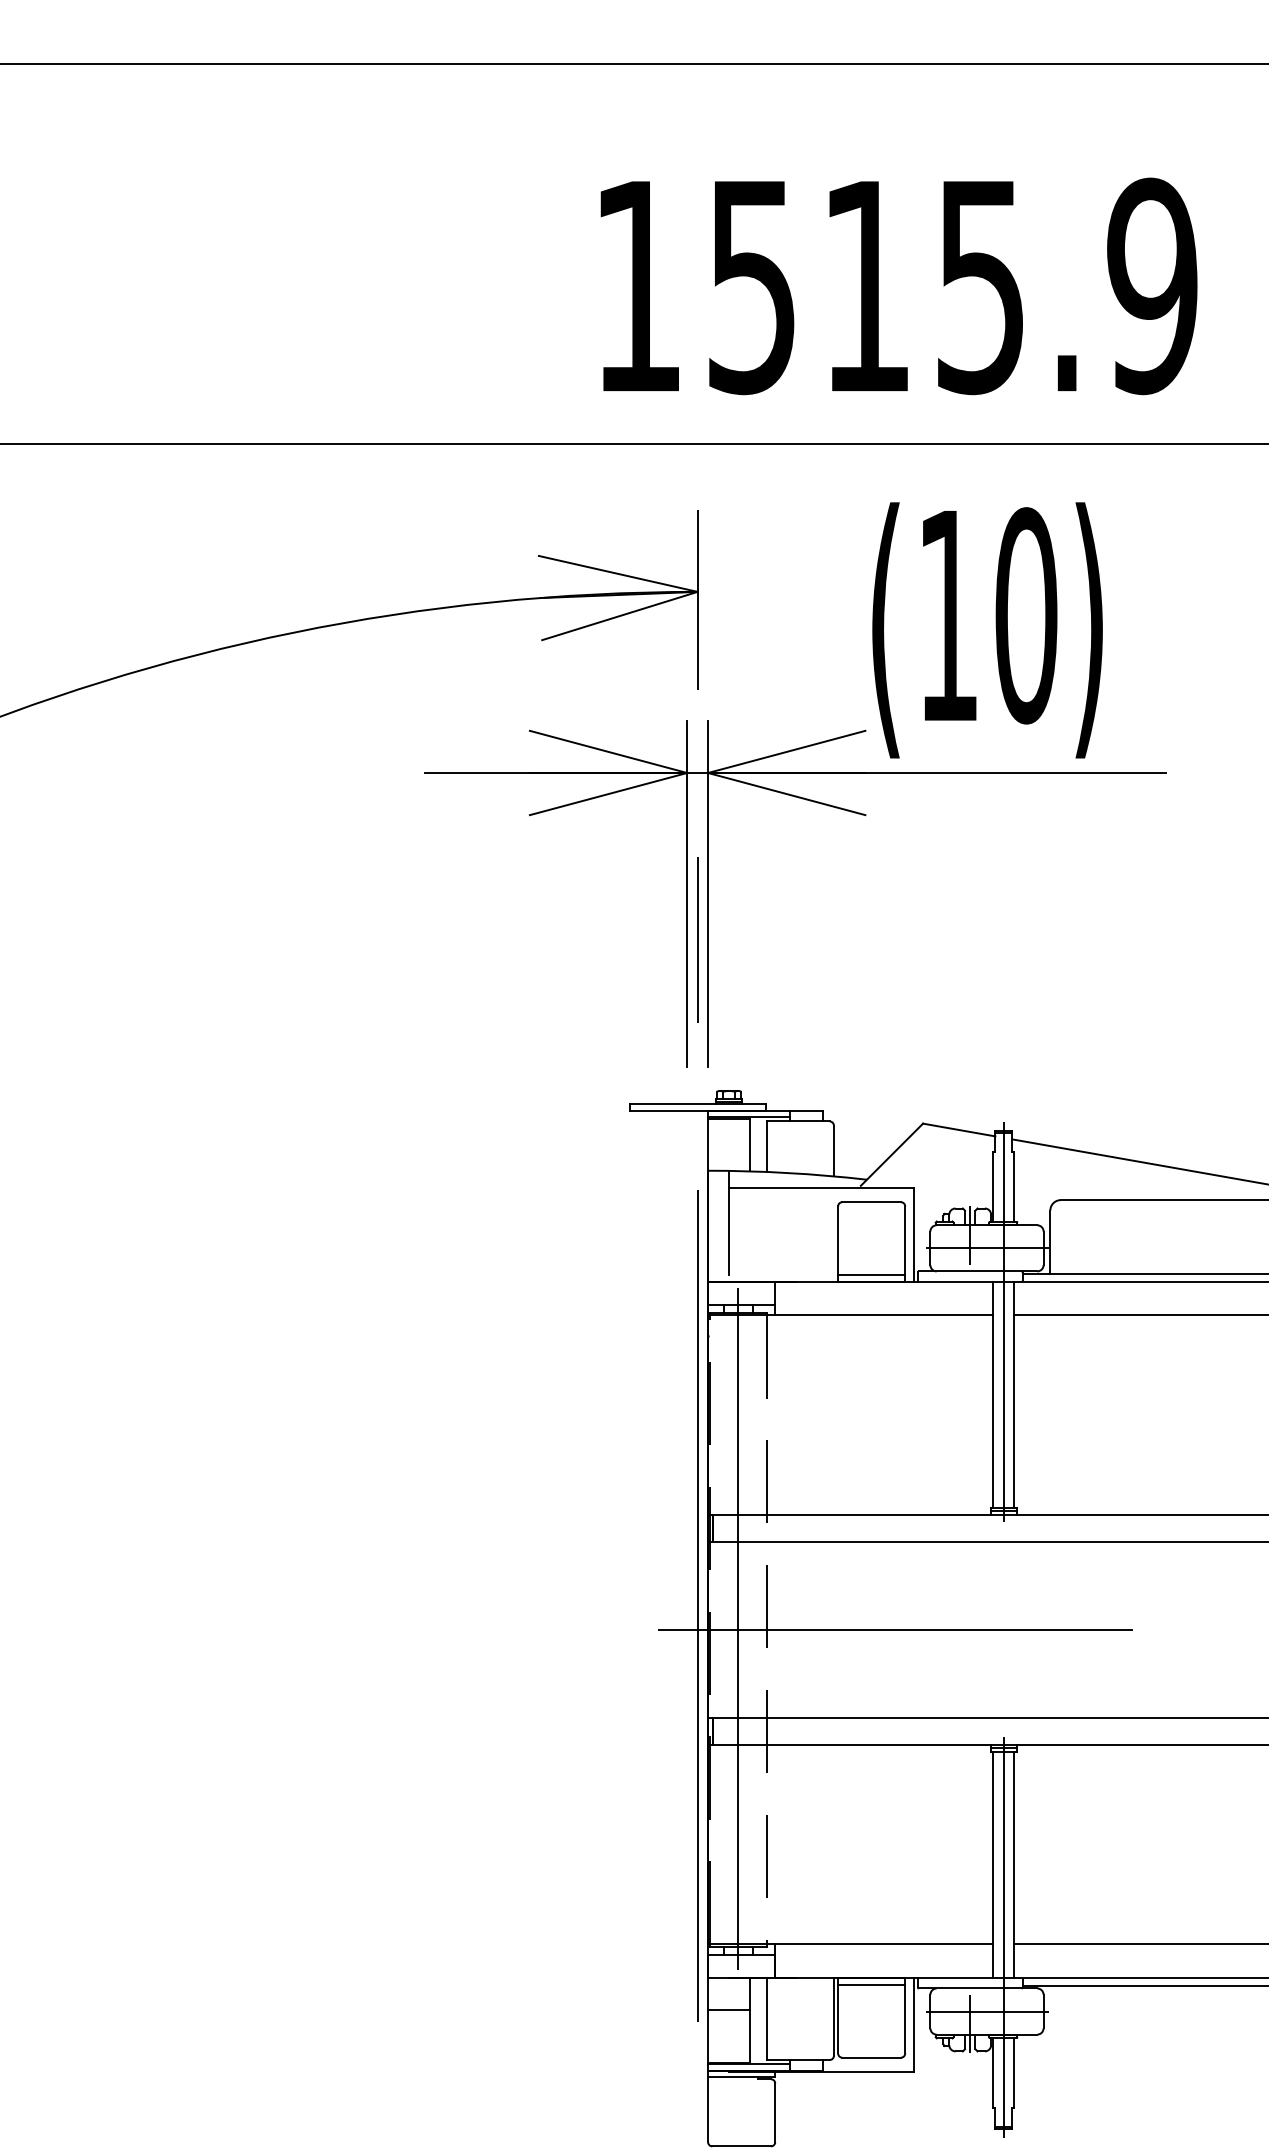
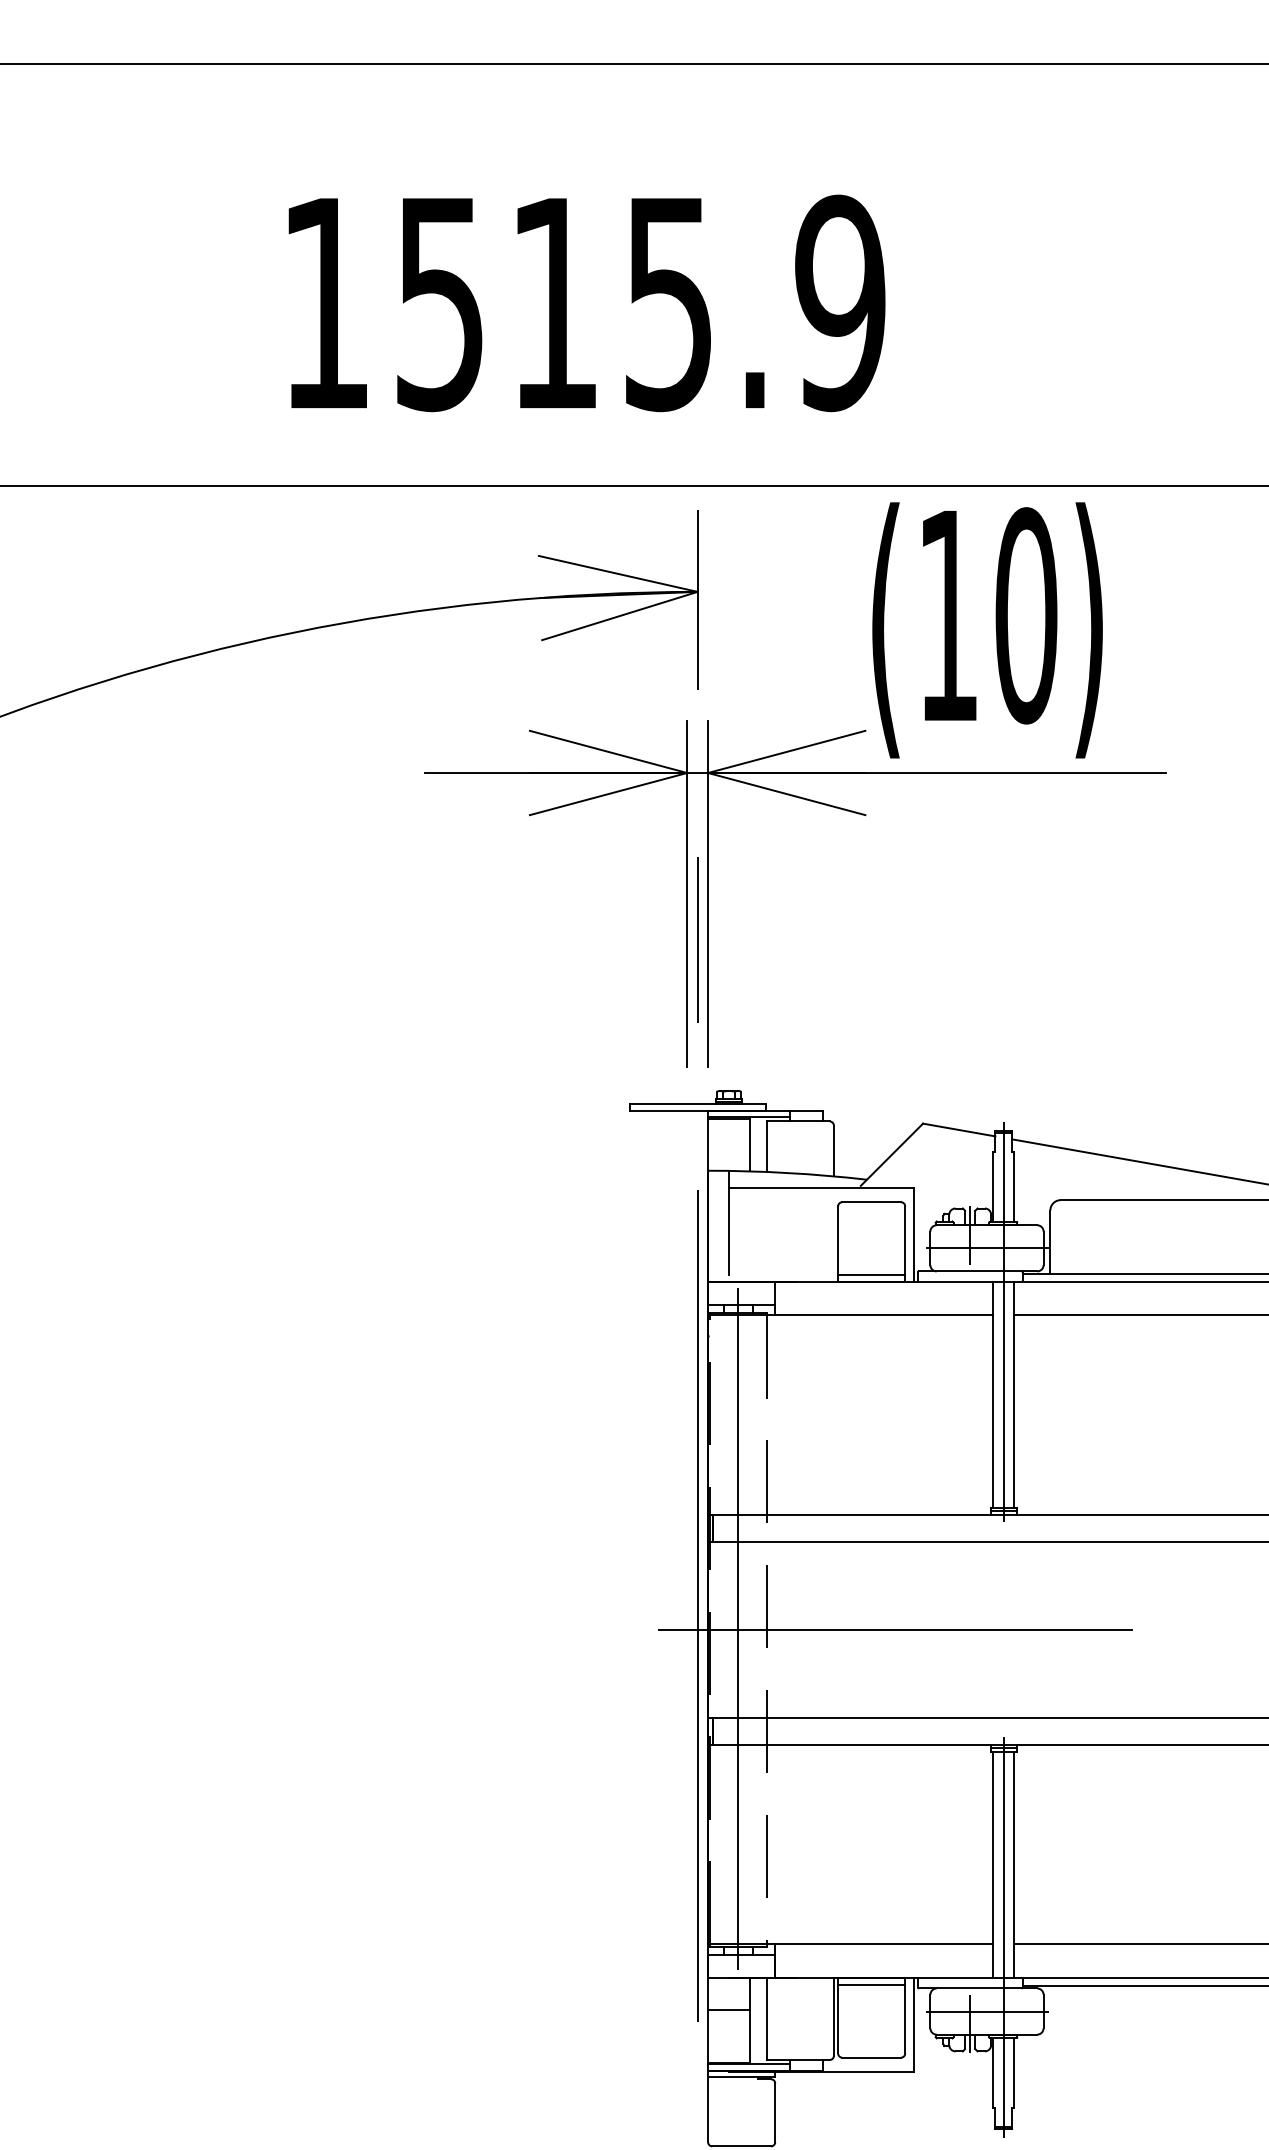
text position: (898, 286) -> (586, 303) (586, 303)
line position: (633, 443) -> (633, 485) (633, 485)
